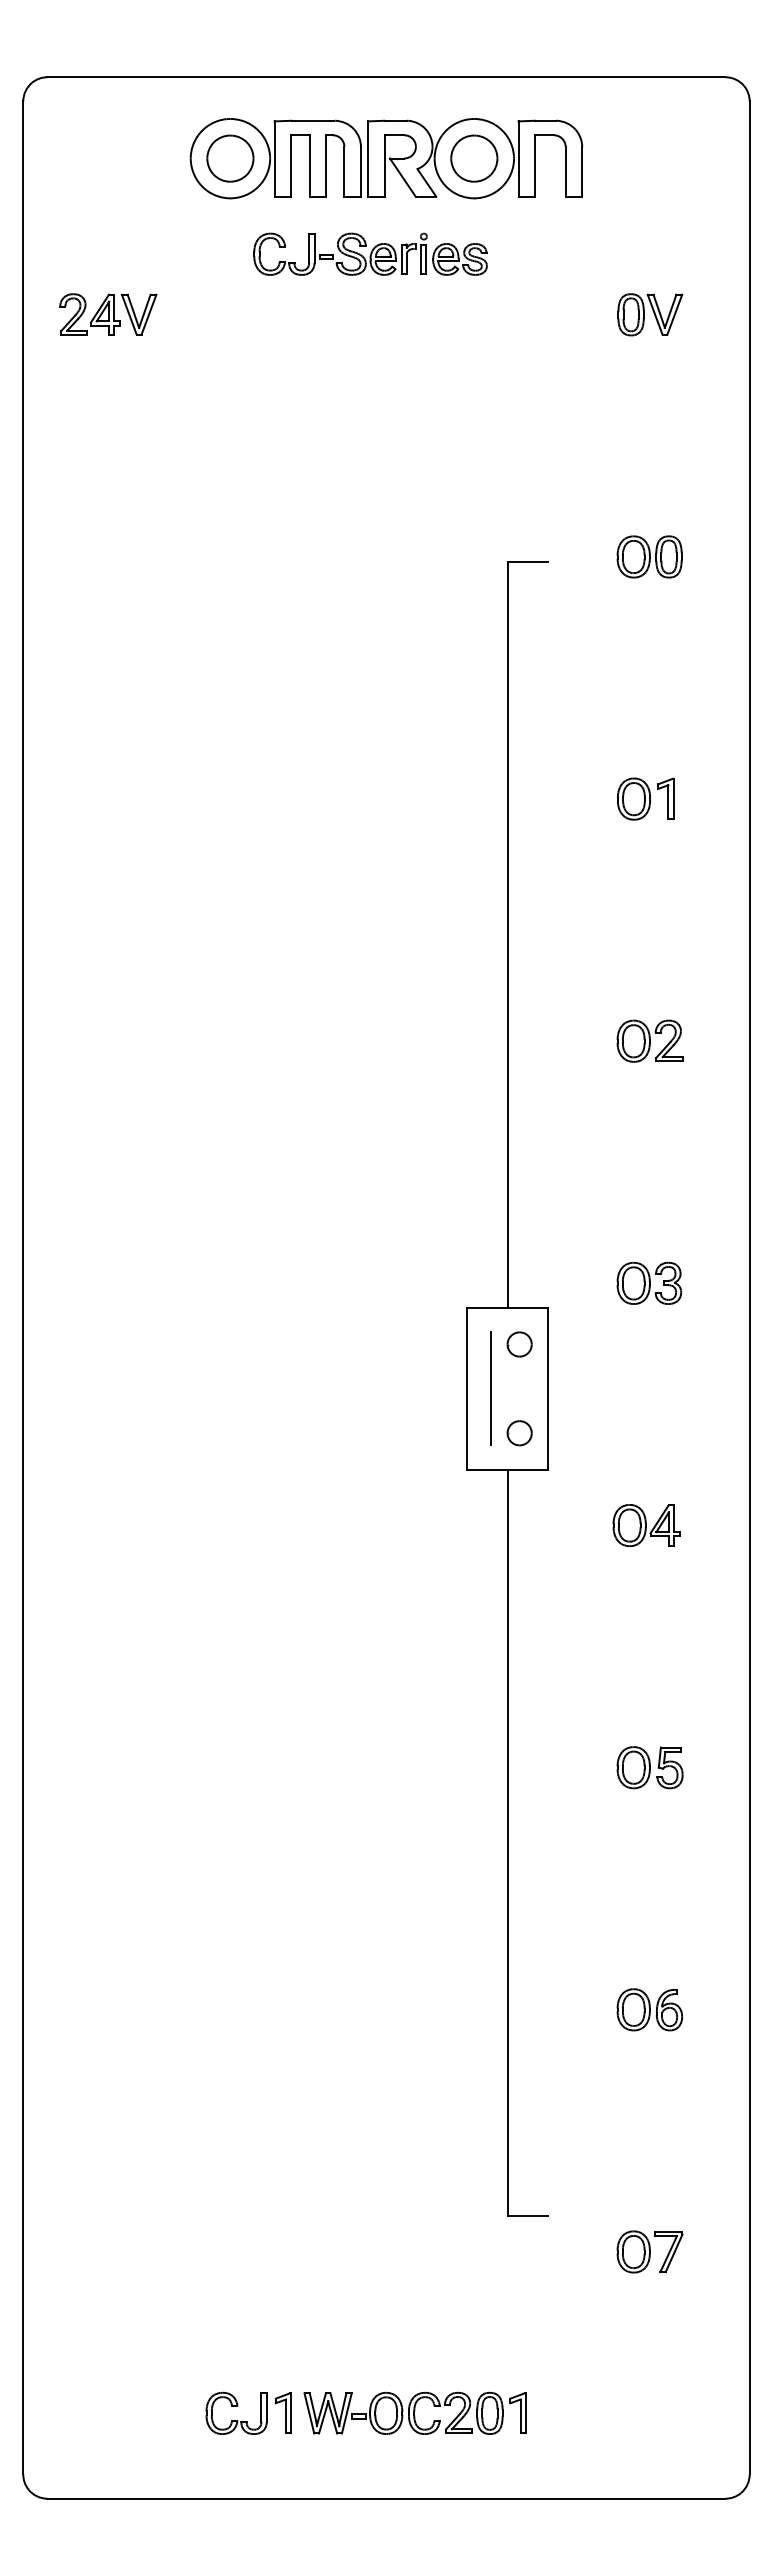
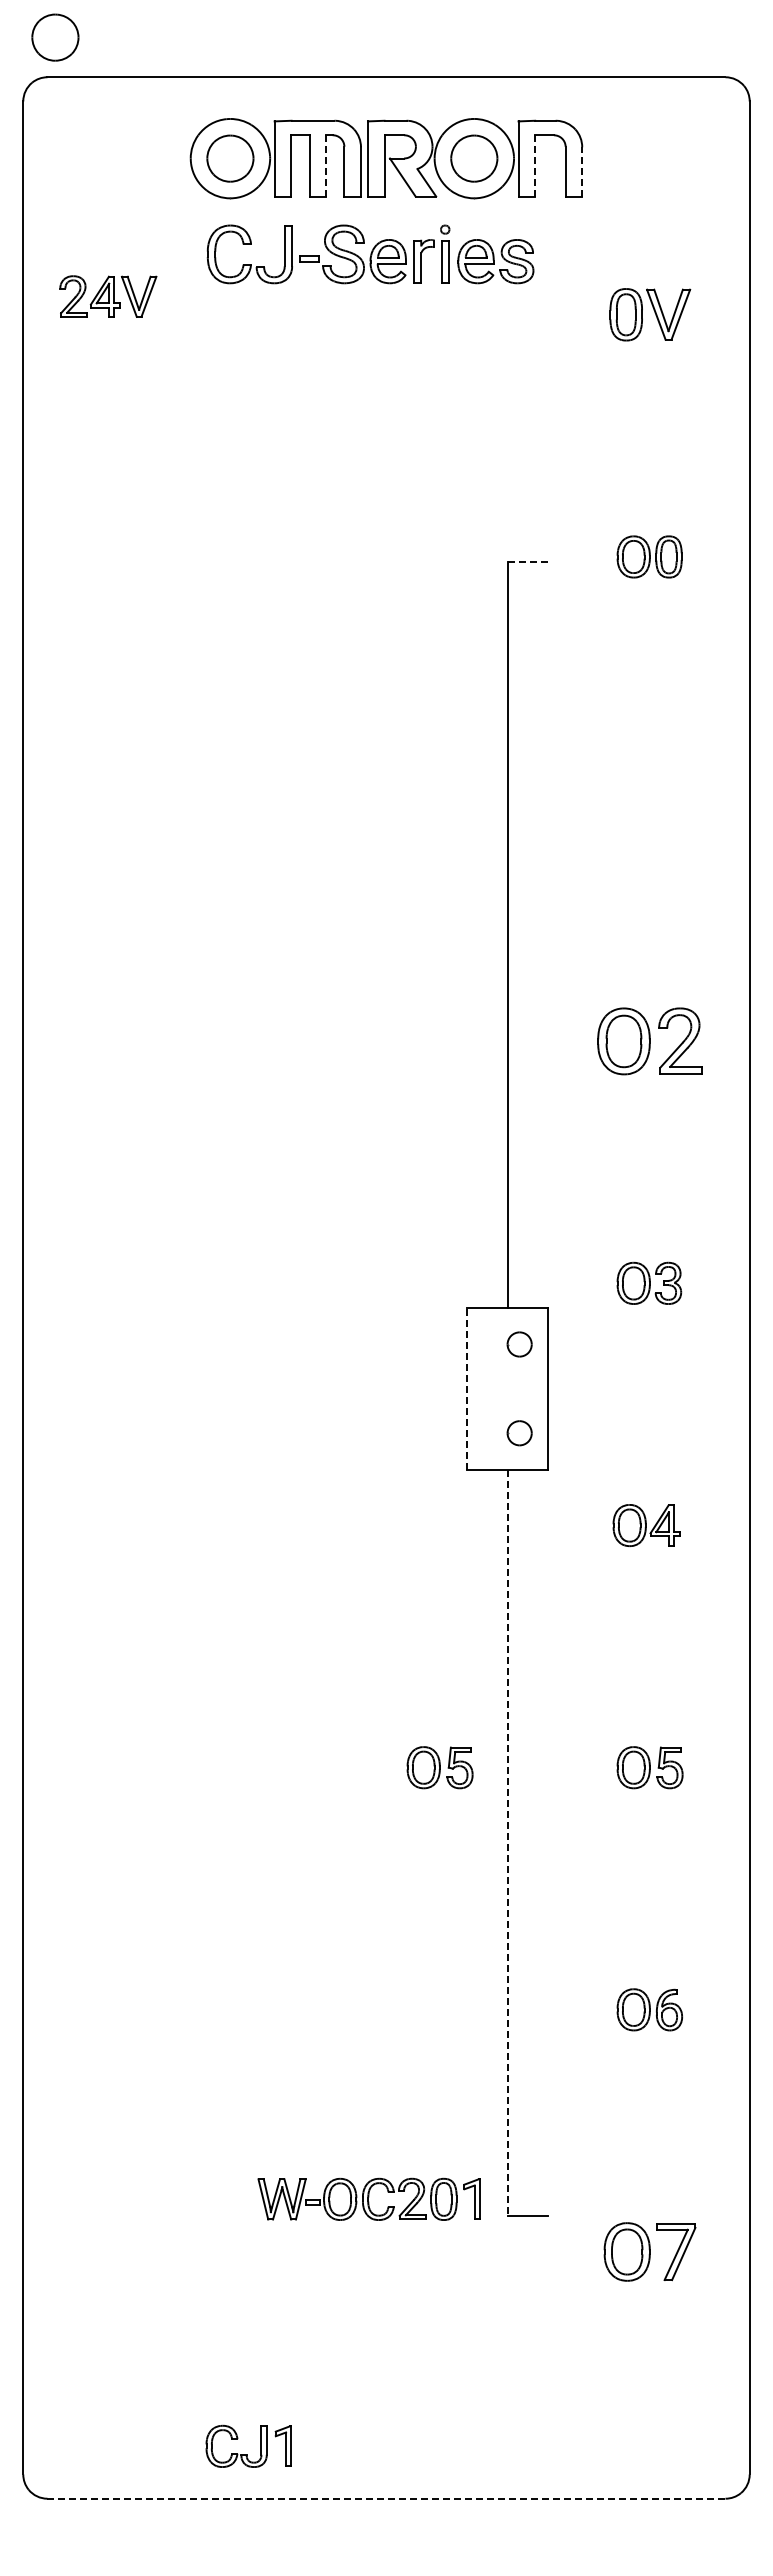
part: none -> present (55, 37)
line: solid -> dashed (326, 165)
line: solid -> dashed (535, 165)
line: solid -> dashed (582, 171)
part size: 235x44 px -> 329x61 px (370, 254)
part position: (108, 314) -> (108, 296) (108, 296)
part size: 67x44 px -> 83x54 px (650, 314)
line: solid -> dashed (527, 561)
part: present -> none (645, 798)
part size: 68x44 px -> 106x69 px (649, 1041)
line: solid -> dashed (467, 1388)
line: present -> none (491, 1388)
part: none -> present (439, 1767)
line: solid -> dashed (507, 1843)
part size: 68x44 px -> 94x60 px (649, 2251)
part position: (414, 2412) -> (368, 2198) (368, 2198)
part position: (247, 2421) -> (247, 2454) (247, 2454)
line: solid -> dashed (385, 2498)
